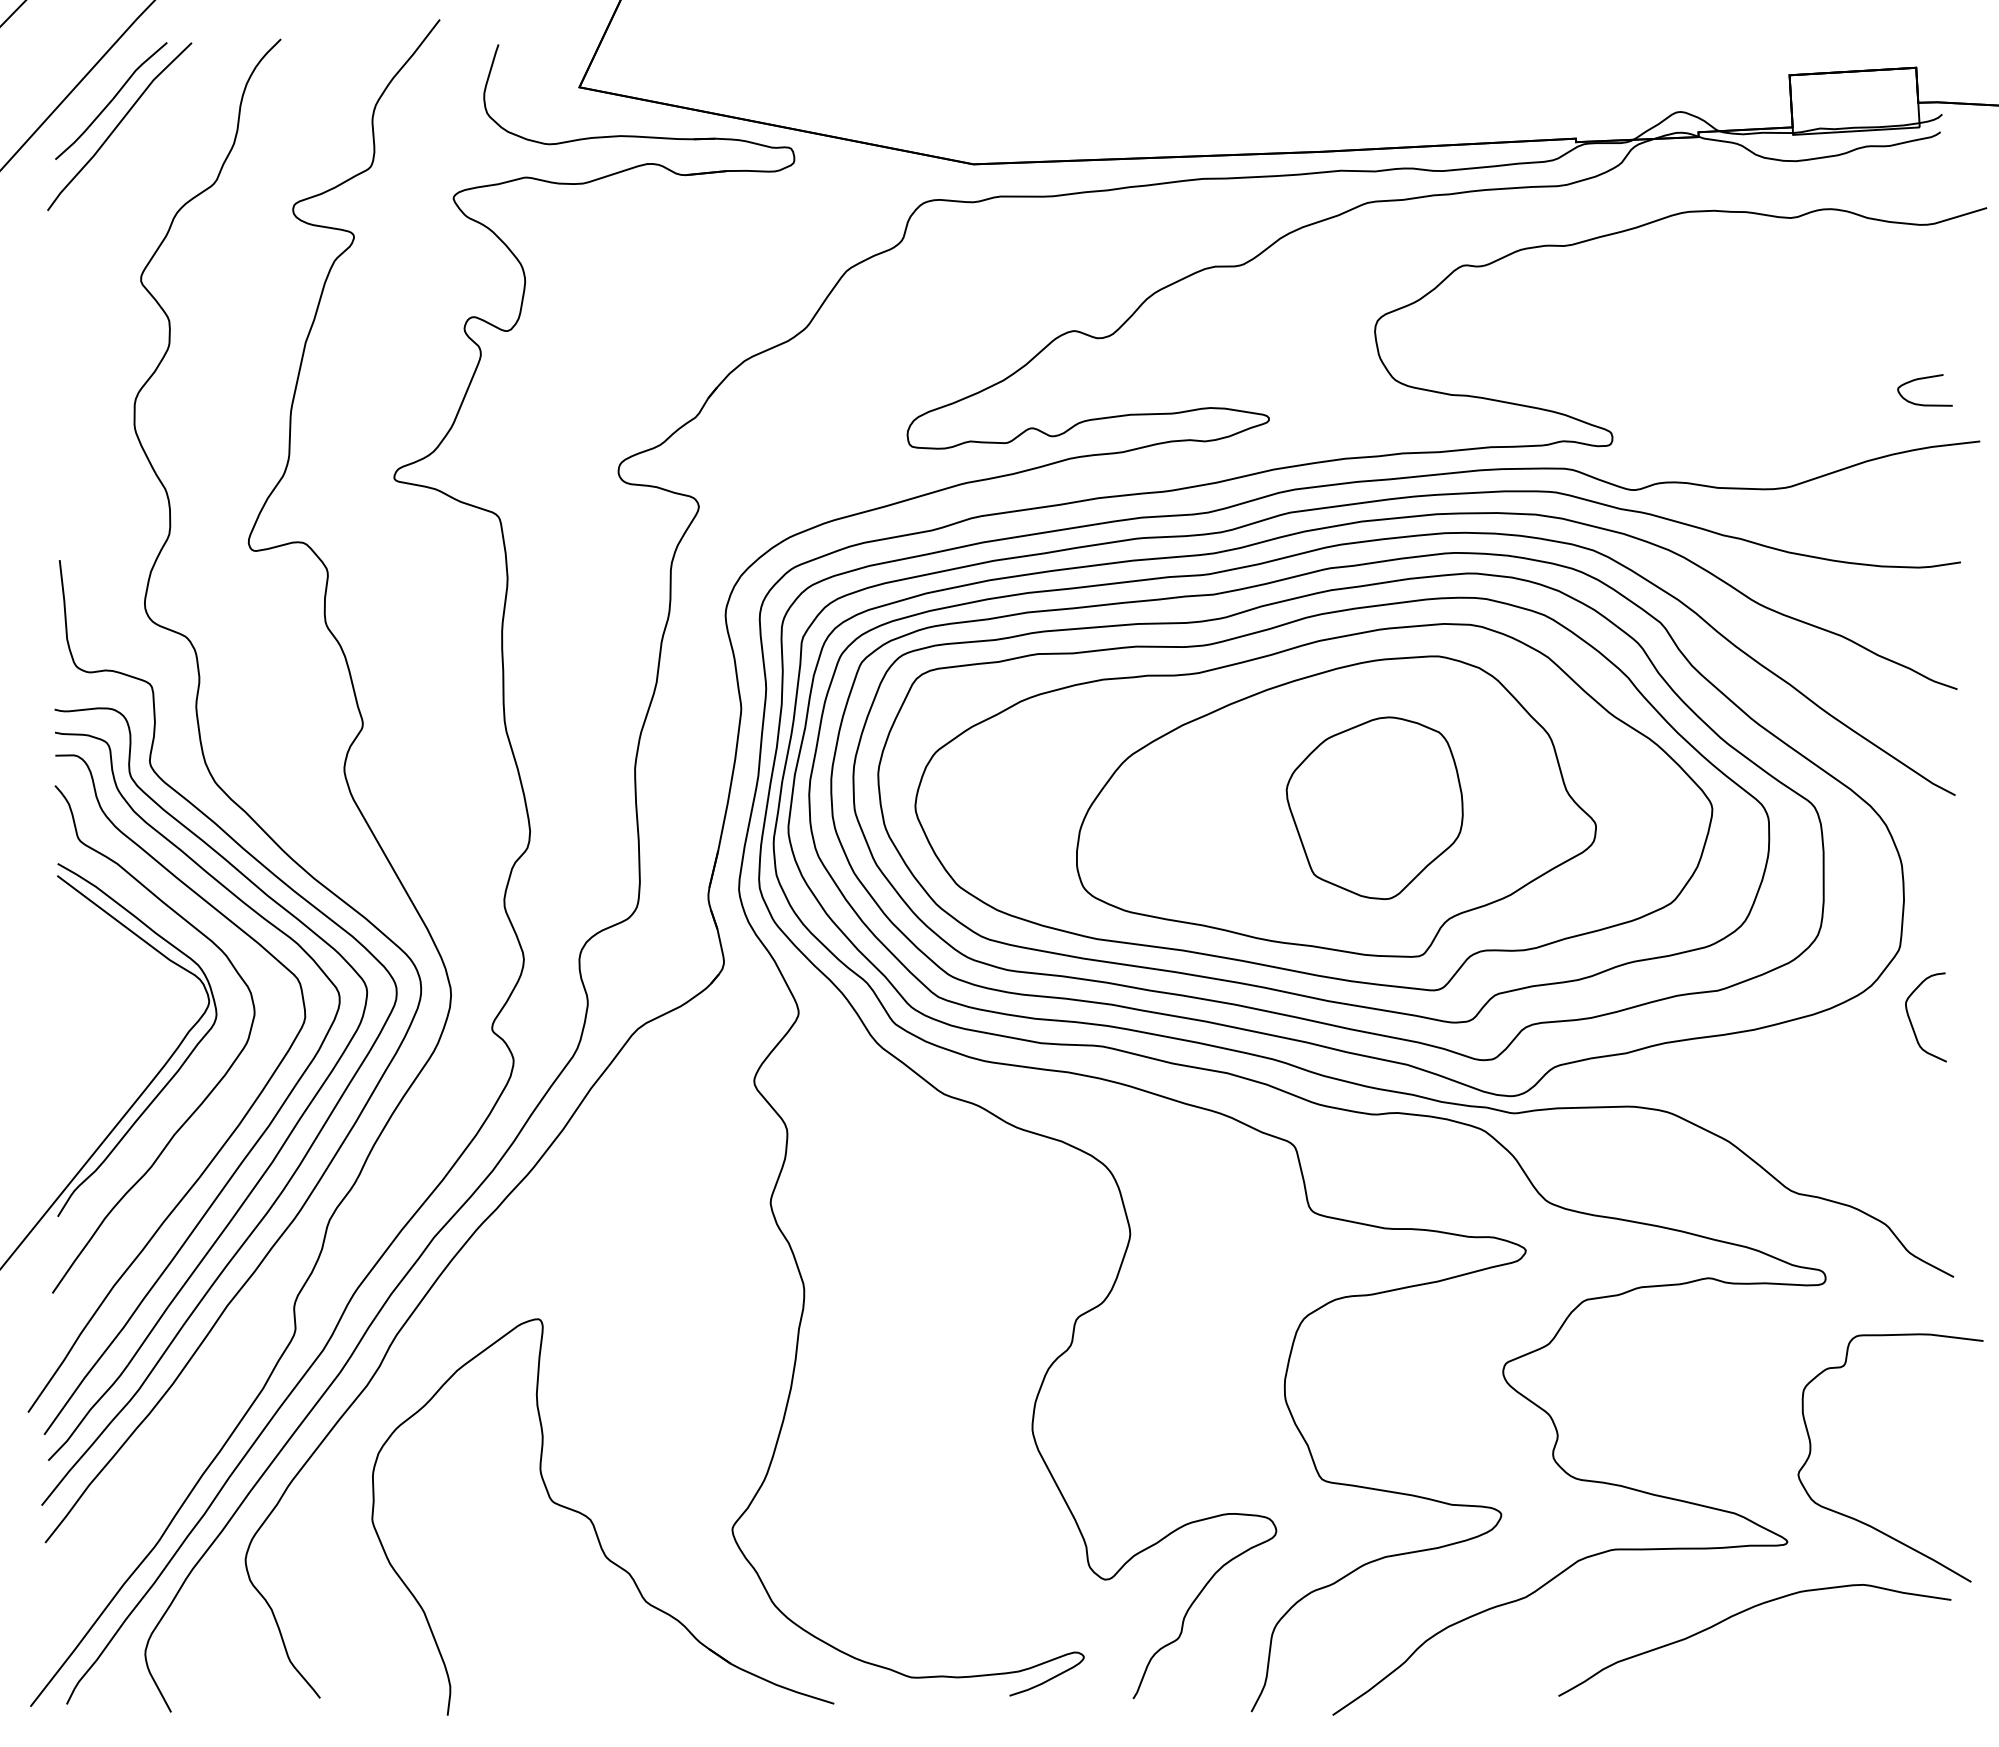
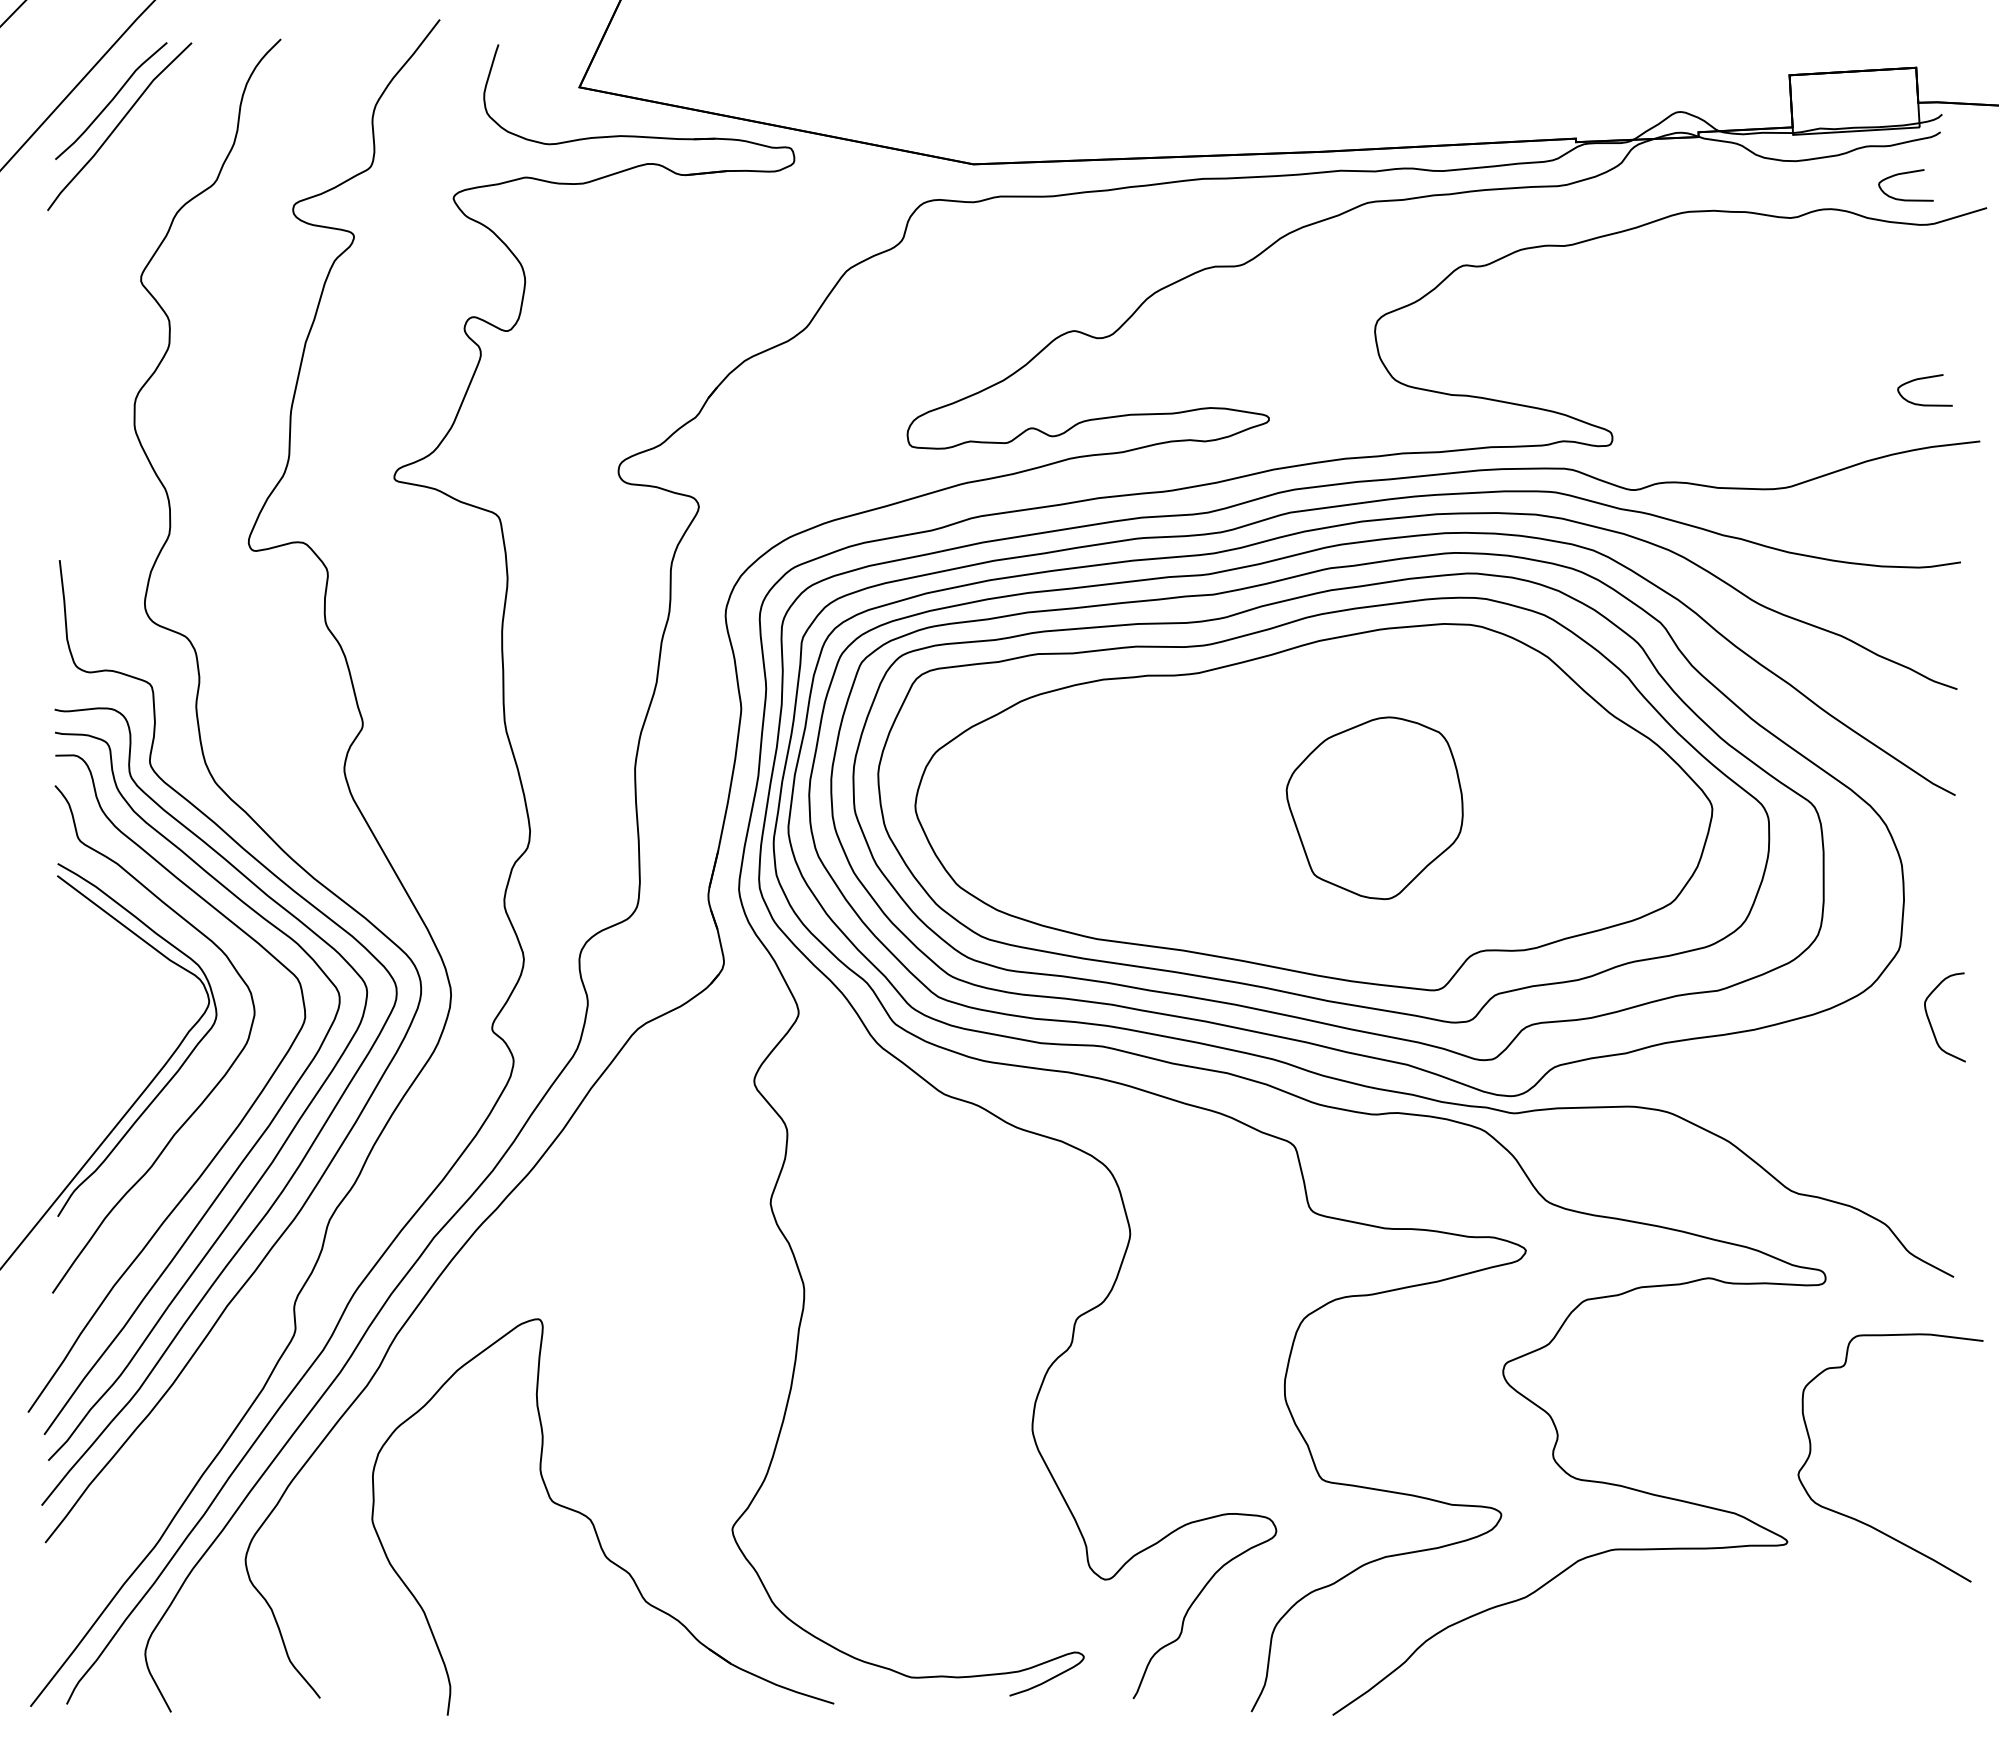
curve: none -> present (1904, 174)
part: present -> none (1336, 806)
curve position: (1911, 1021) -> (1930, 1021) (1930, 1021)
curve: present -> none (1741, 1613)
